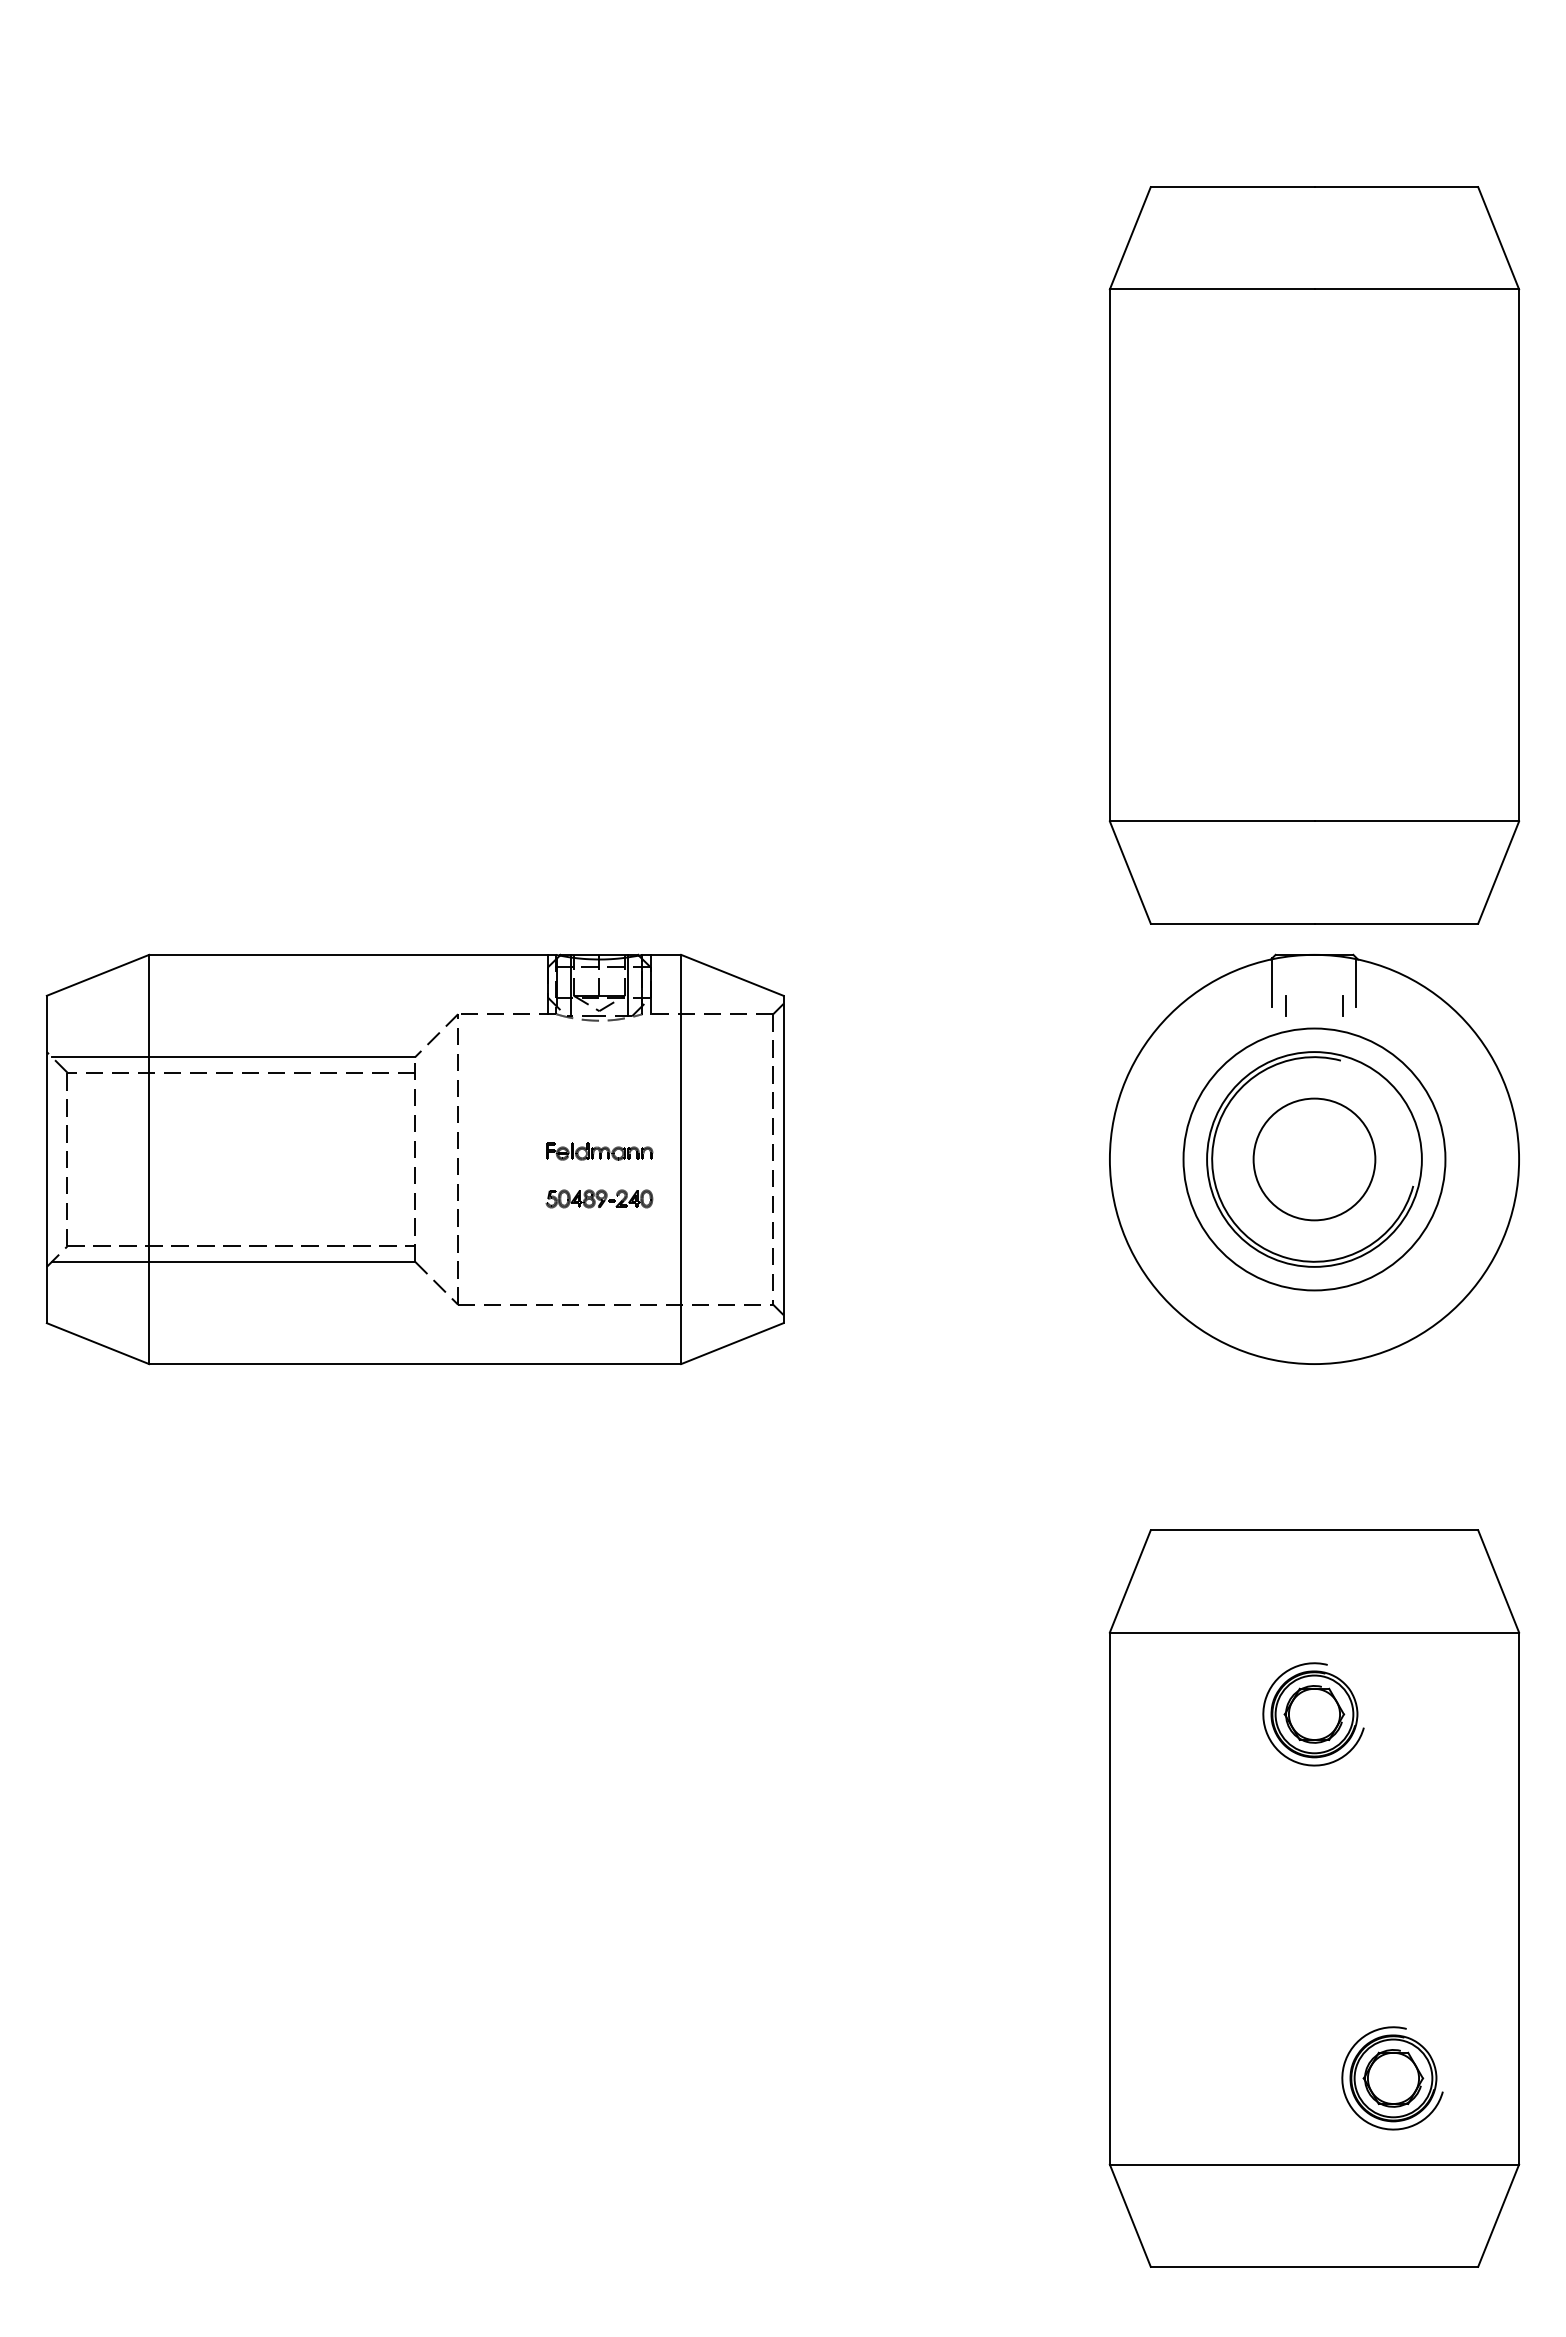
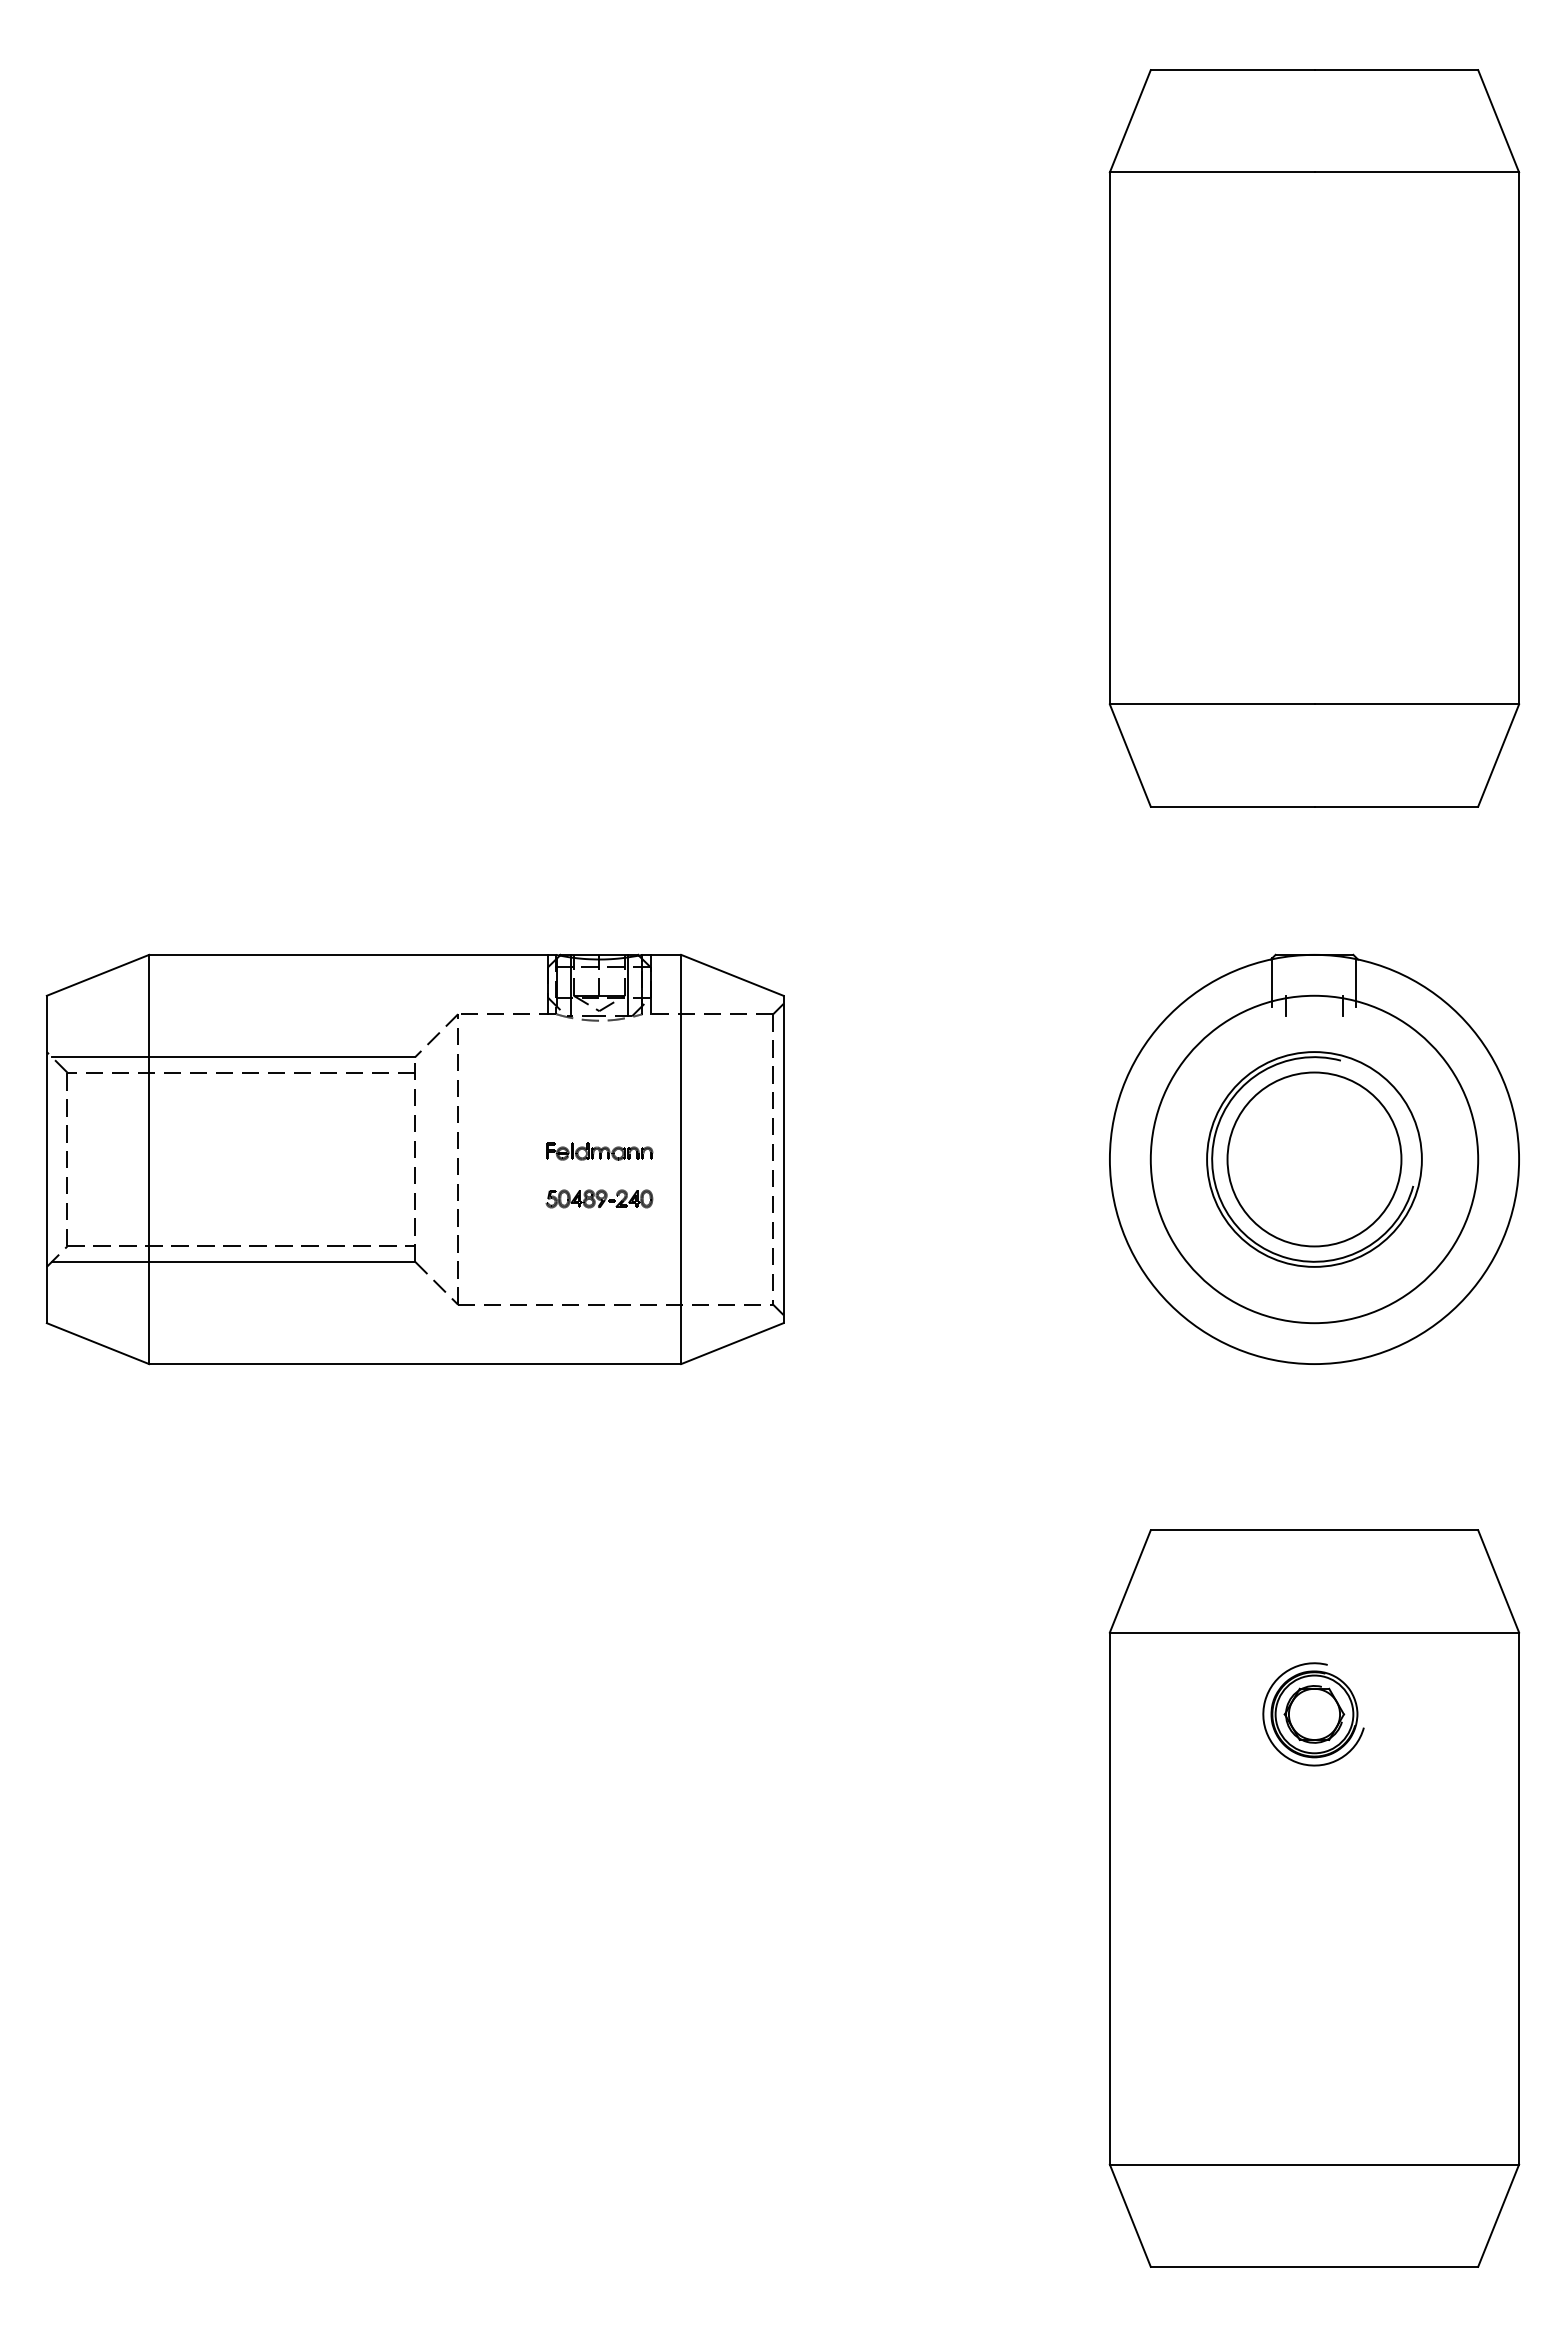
part position: (1314, 555) -> (1314, 438) (1314, 438)
circle diameter: 122 px -> 174 px (1314, 1159)
circle diameter: 262 px -> 327 px (1314, 1159)
part: present -> none (1392, 2078)
